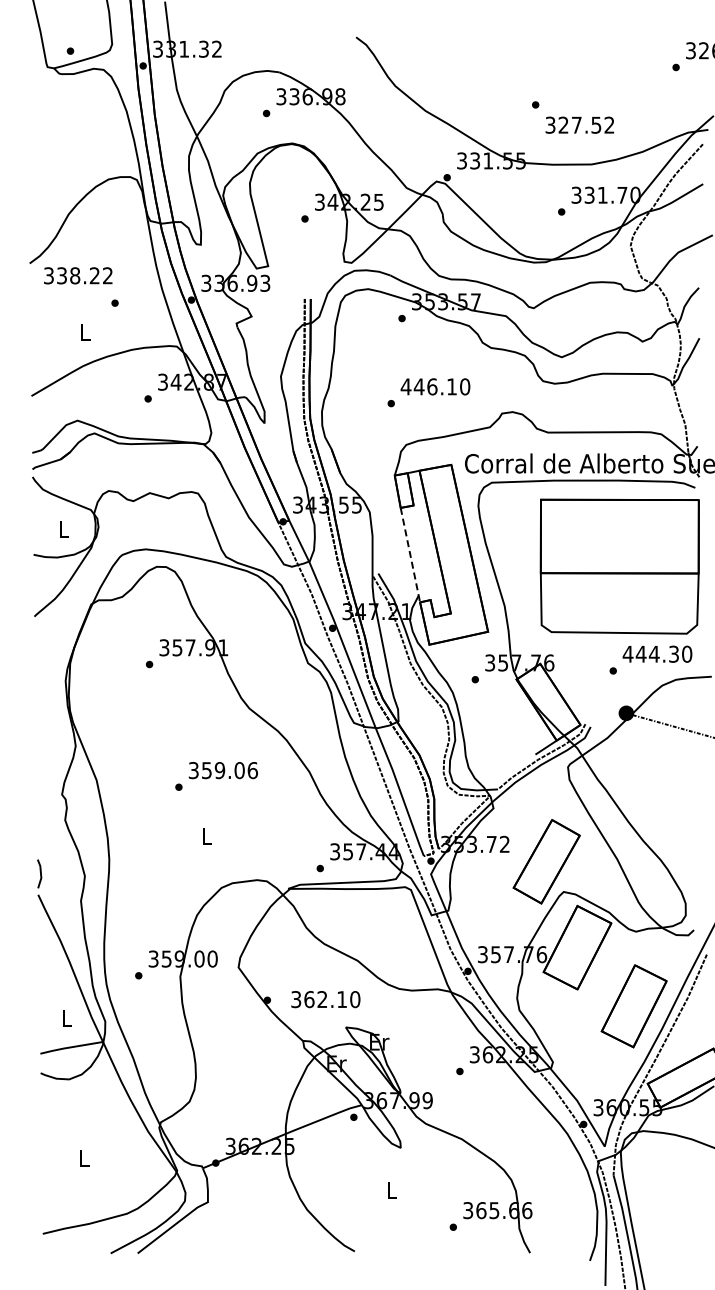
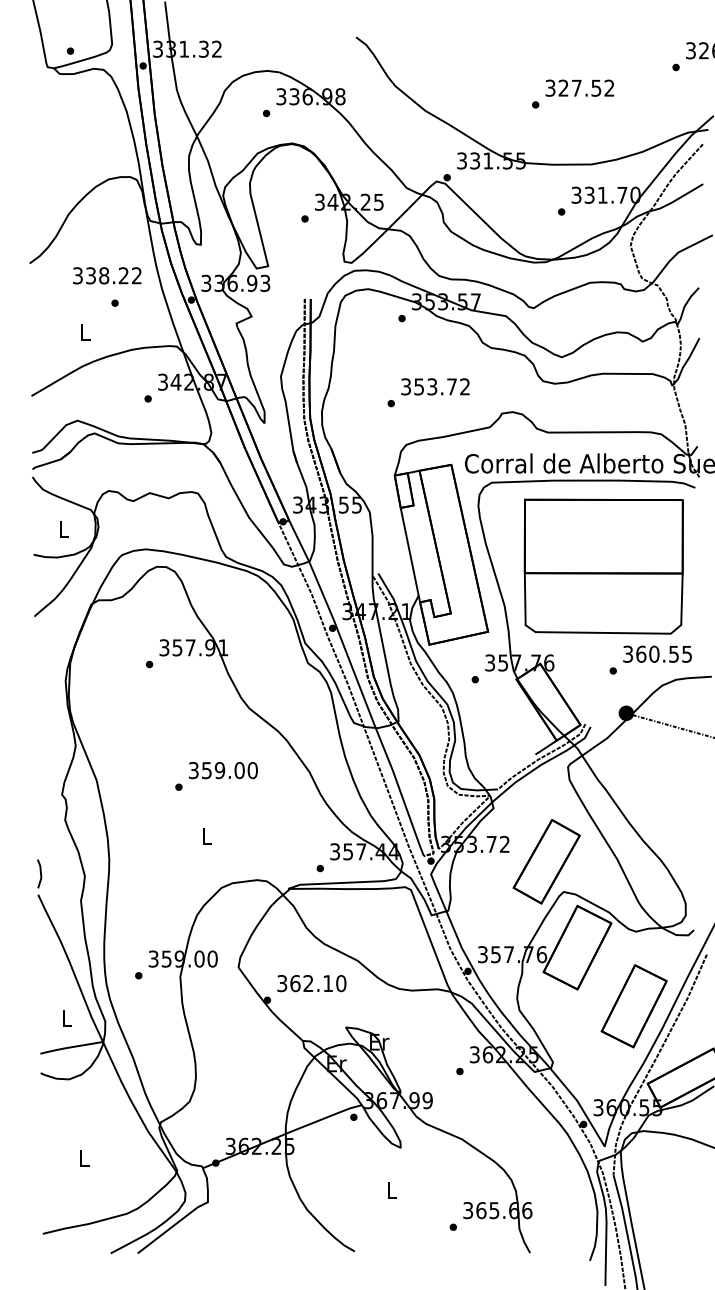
text position: (579, 124) -> (579, 87) (579, 87)
text position: (78, 275) -> (107, 275) (107, 275)
text: 446.10 -> 353.72 (435, 386)
line: dashed -> solid (410, 555)
part position: (619, 566) -> (603, 566) (603, 566)
text: 444.30 -> 360.55 (657, 653)
text: 359.06 -> 359.00 (252, 770)
text position: (325, 999) -> (311, 983) (311, 983)
